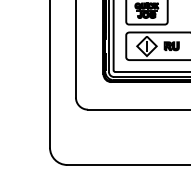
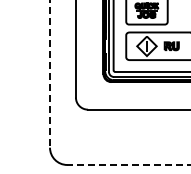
line: solid -> dashed (50, 73)
line: solid -> dashed (128, 164)
